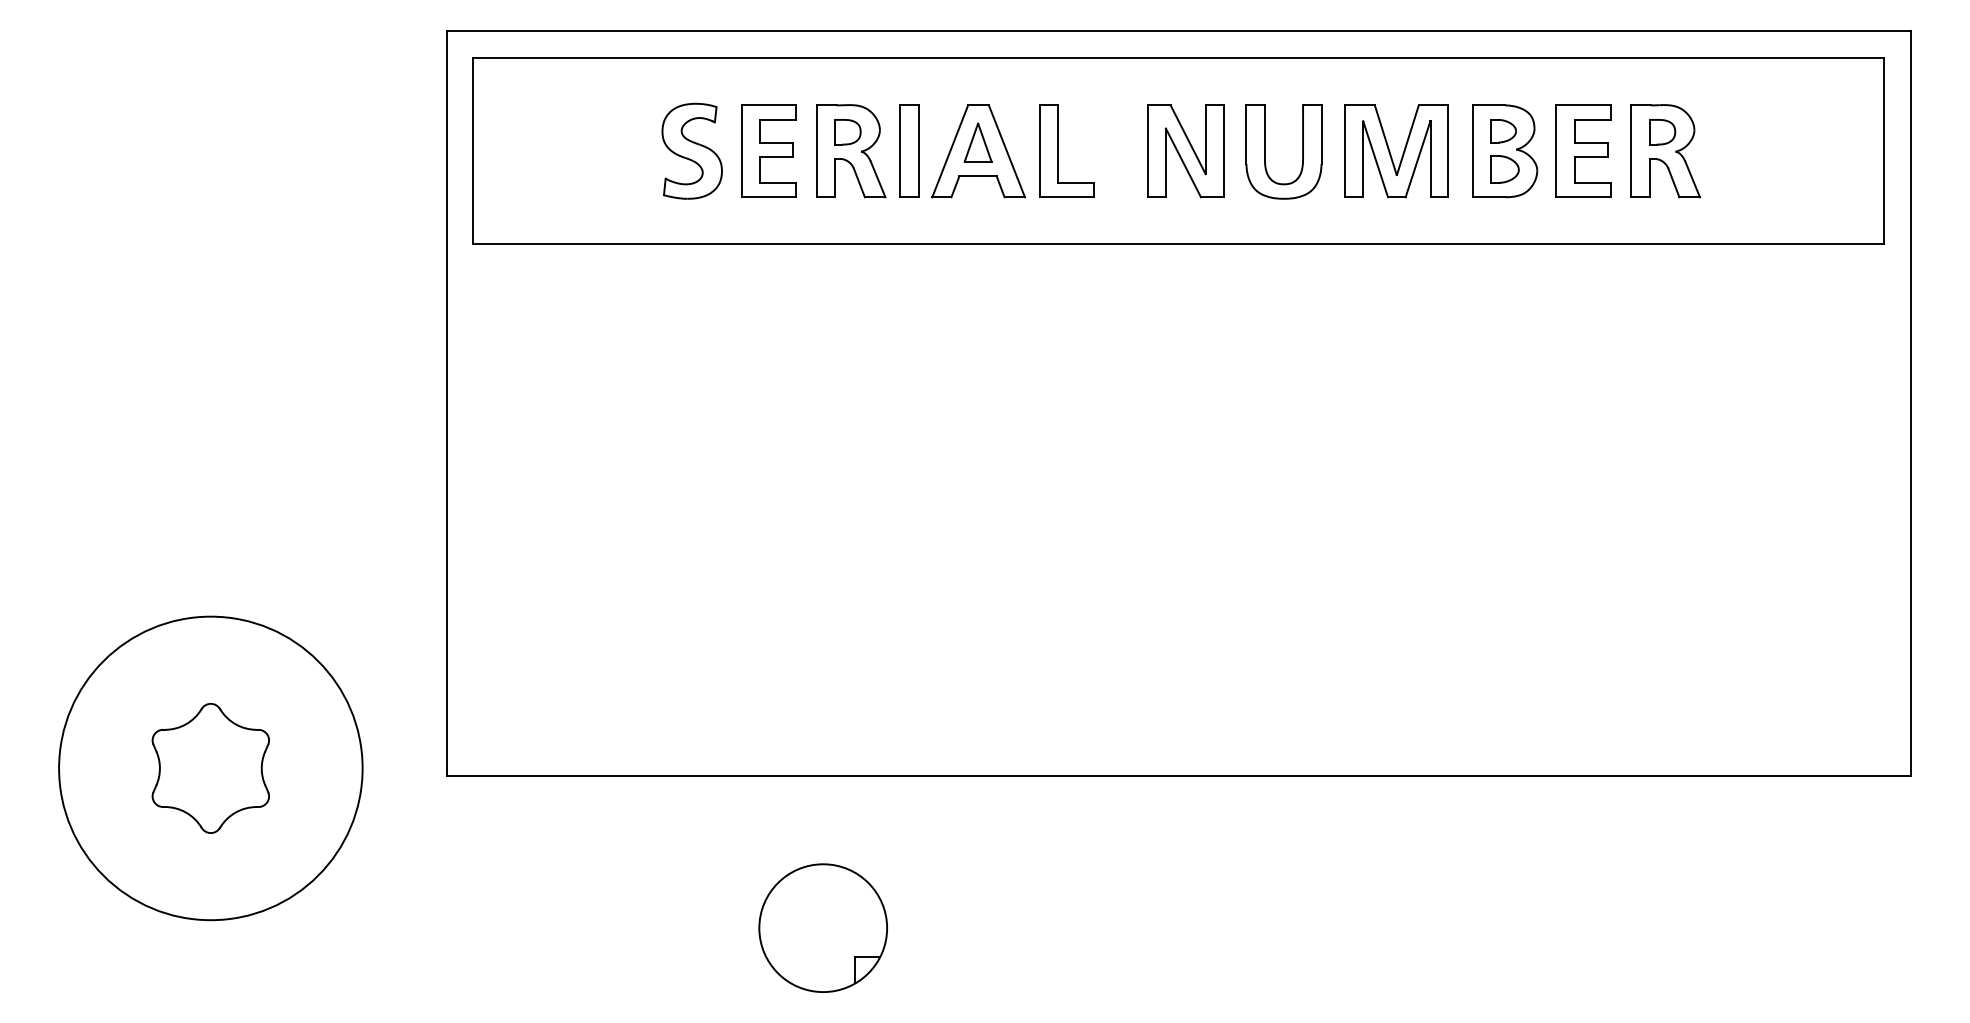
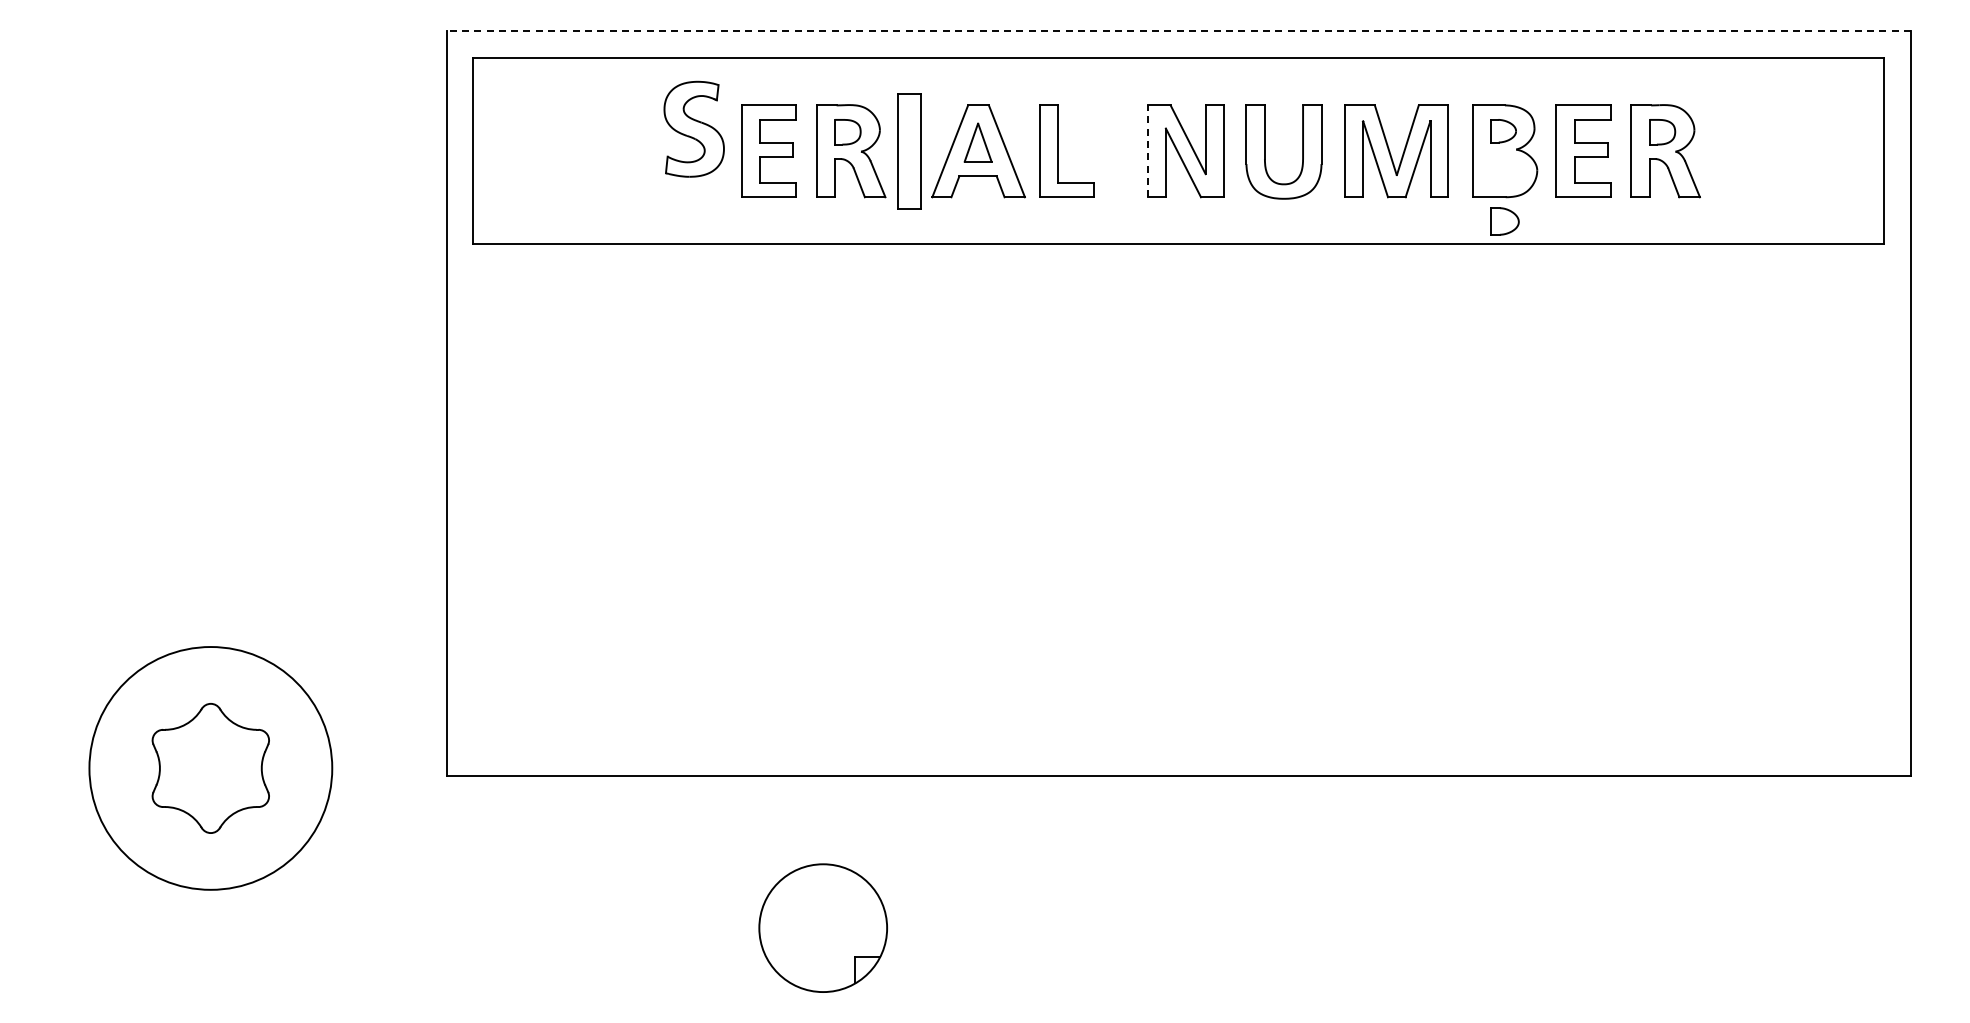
line: solid -> dashed (1178, 30)
part position: (691, 150) -> (693, 128) (693, 128)
part size: 21x94 px -> 25x117 px (909, 151)
line: solid -> dashed (1148, 151)
part position: (1504, 169) -> (1504, 221) (1504, 221)
circle diameter: 304 px -> 243 px (210, 768)
